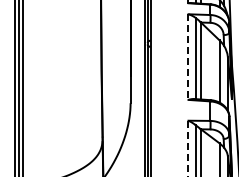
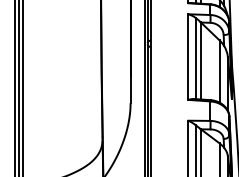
line: dashed -> solid (188, 57)
line: dashed -> solid (188, 148)
